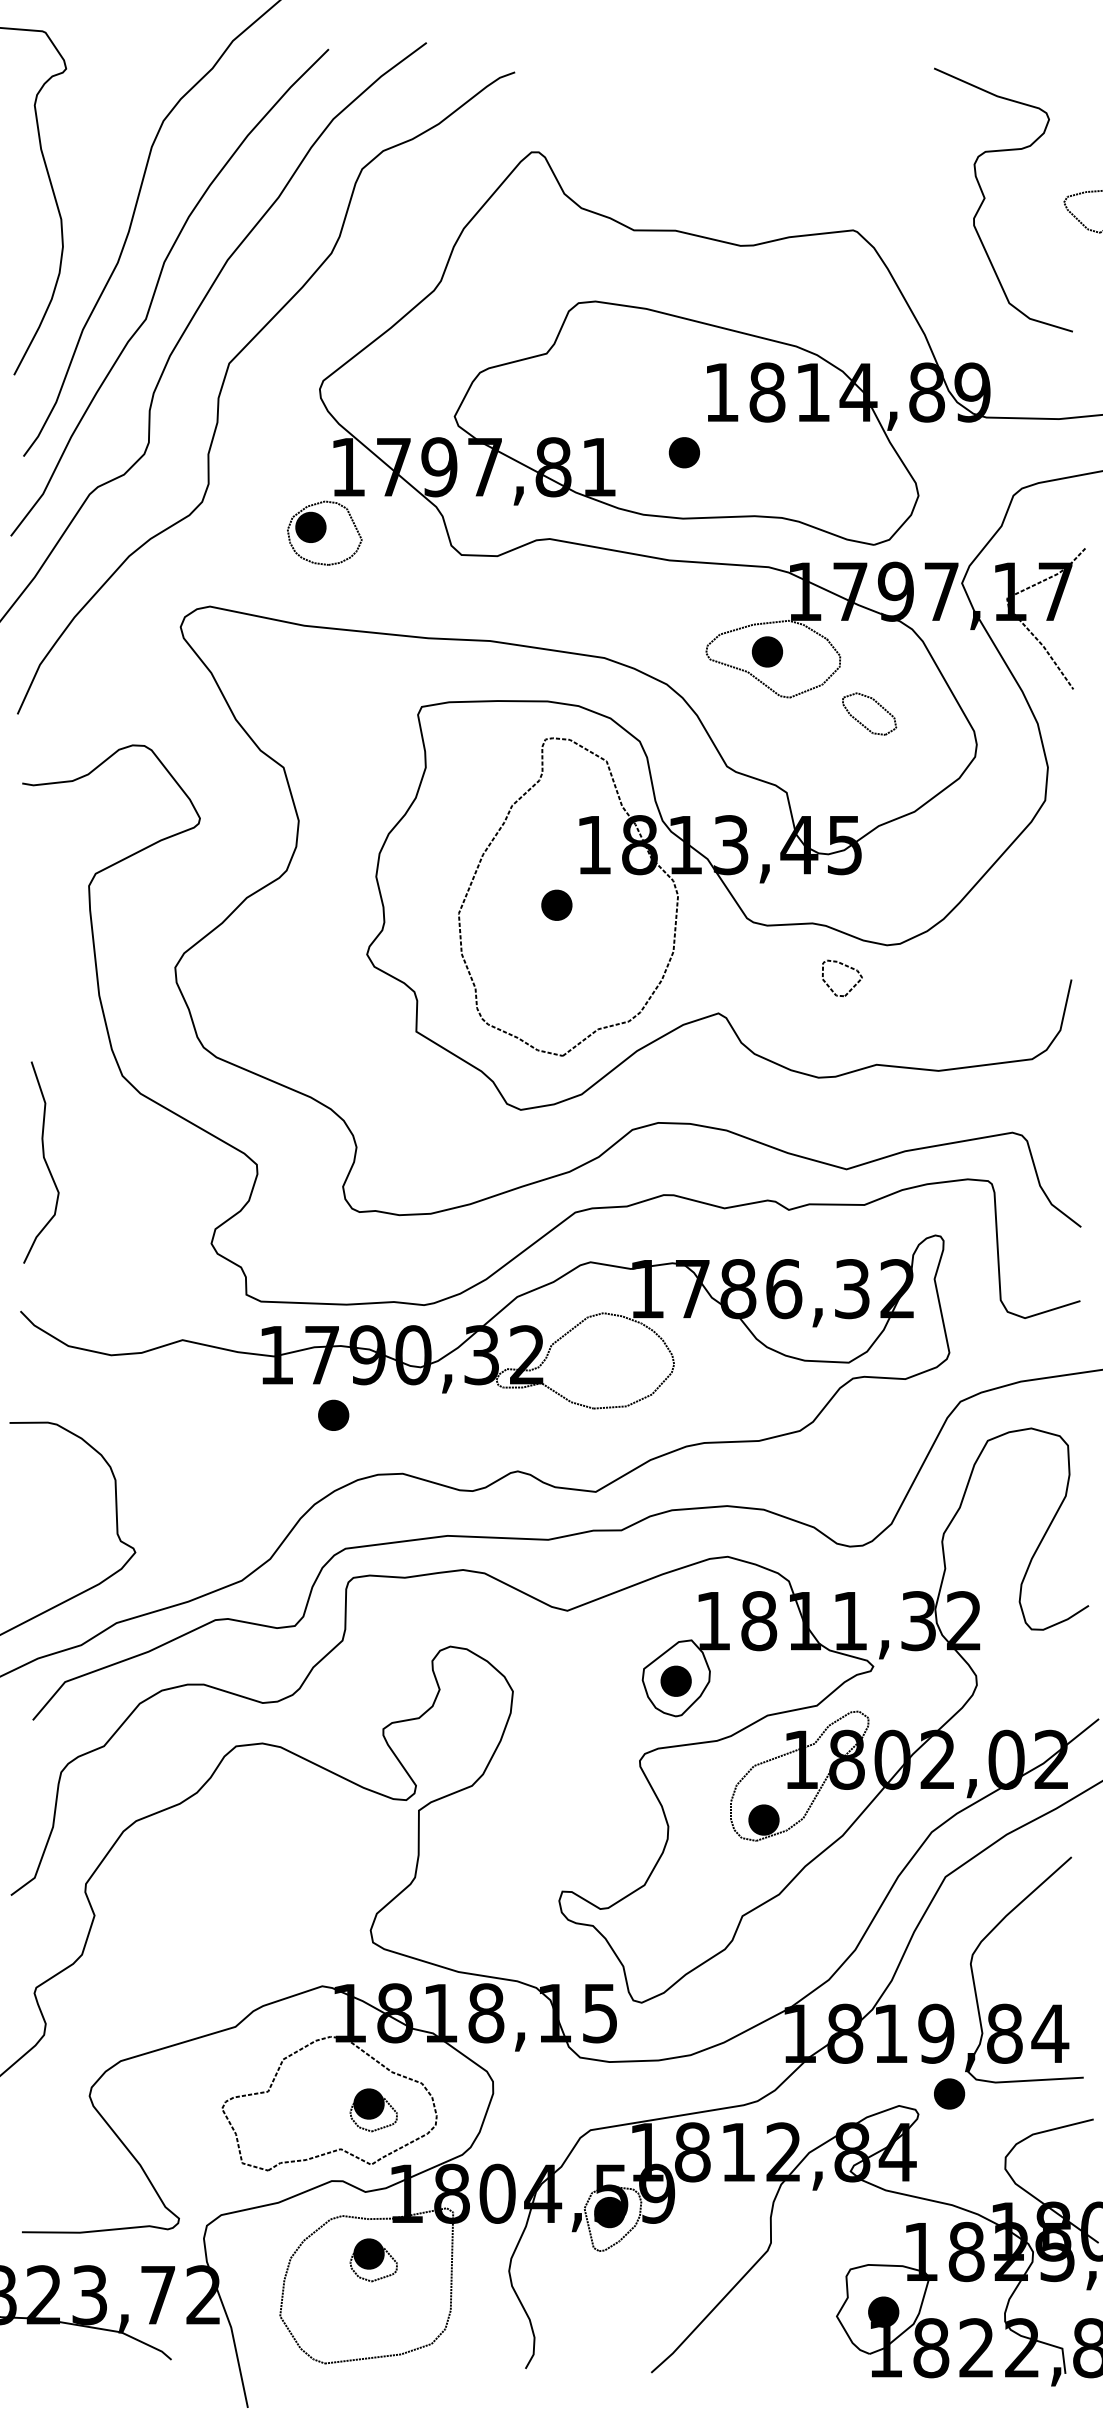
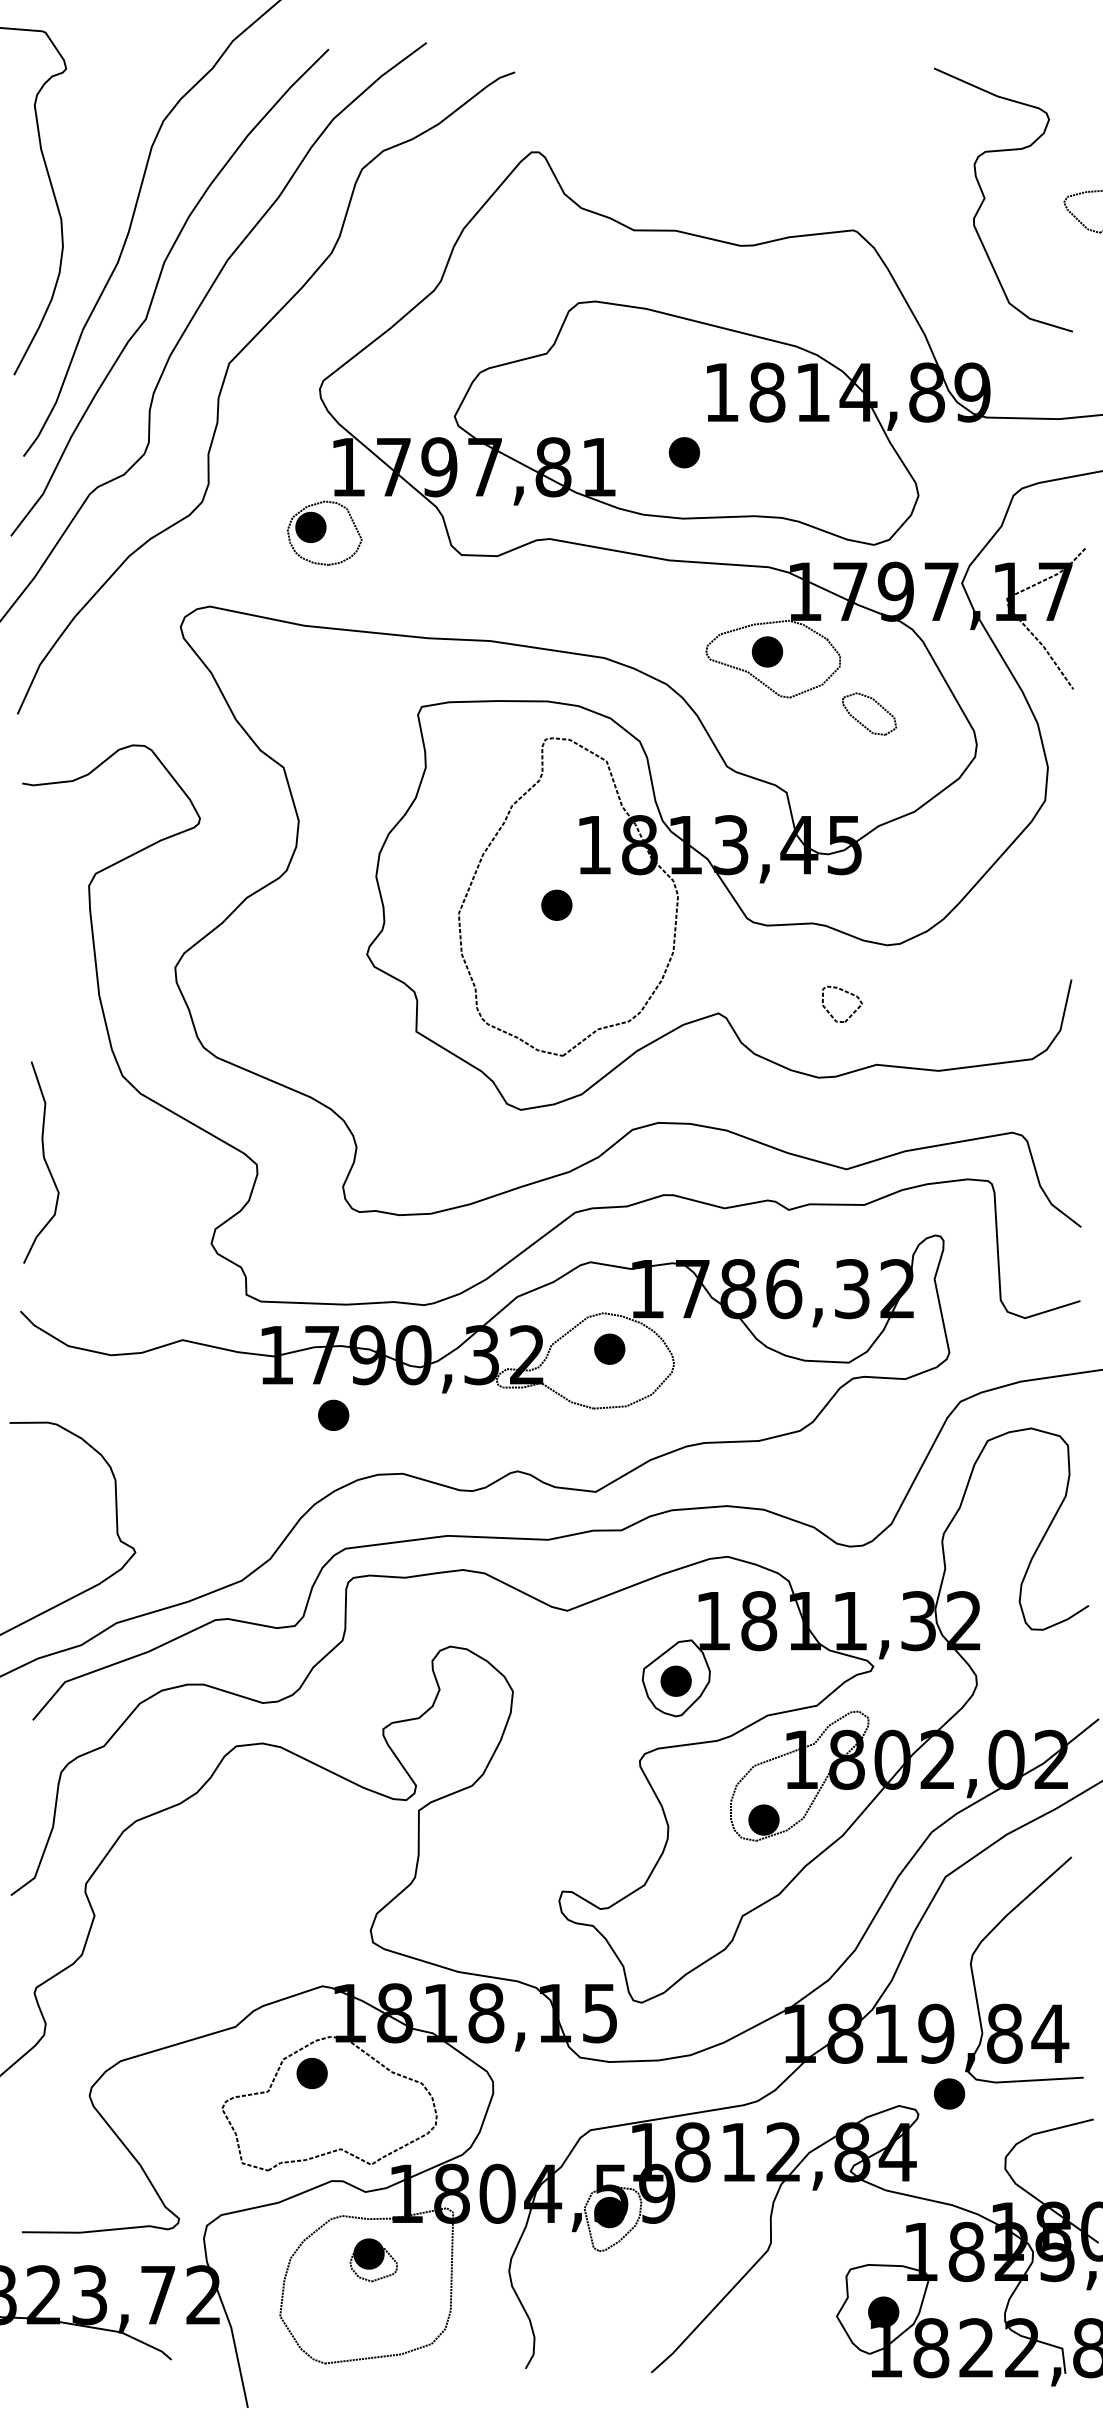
part position: (847, 967) -> (847, 993) (847, 993)
part: none -> present (609, 1348)
part: none -> present (311, 2073)
part: present -> none (373, 2110)
